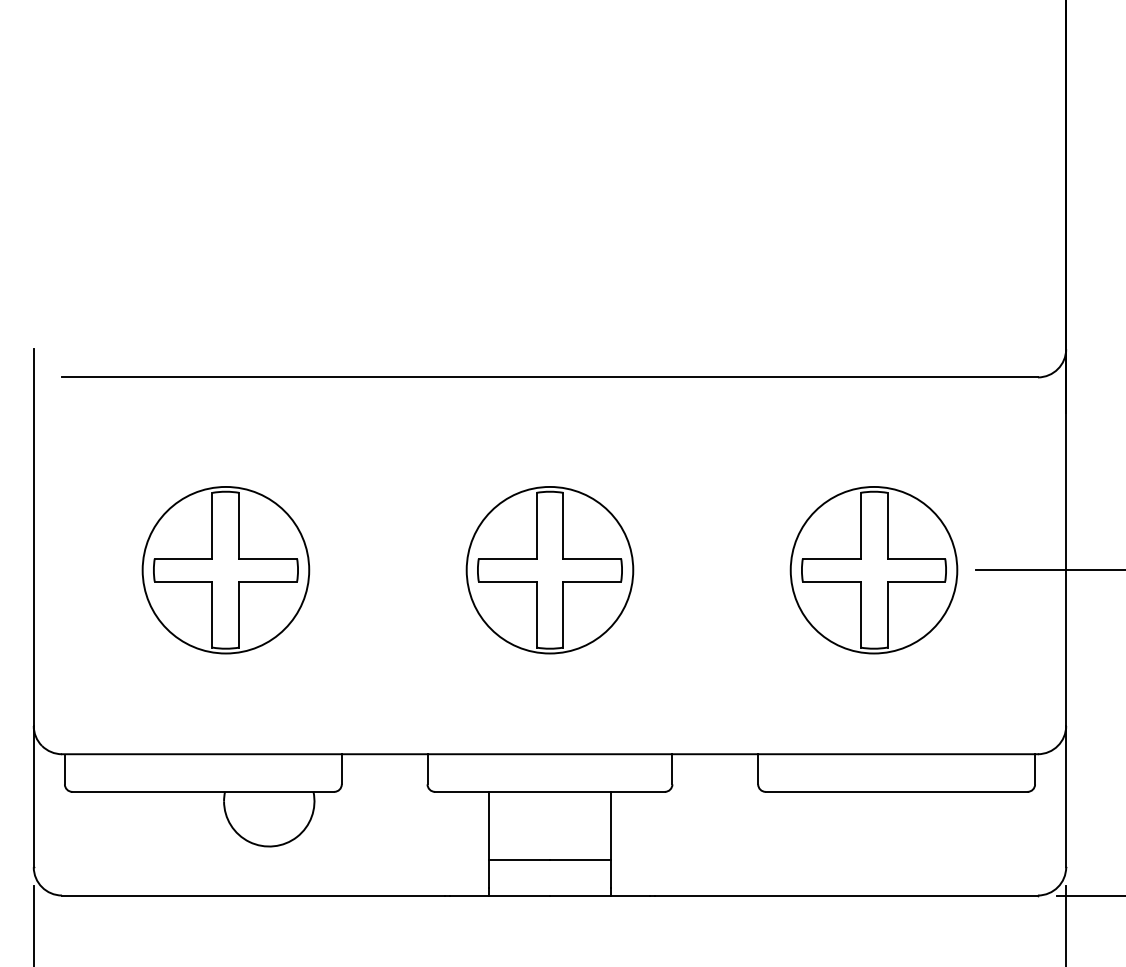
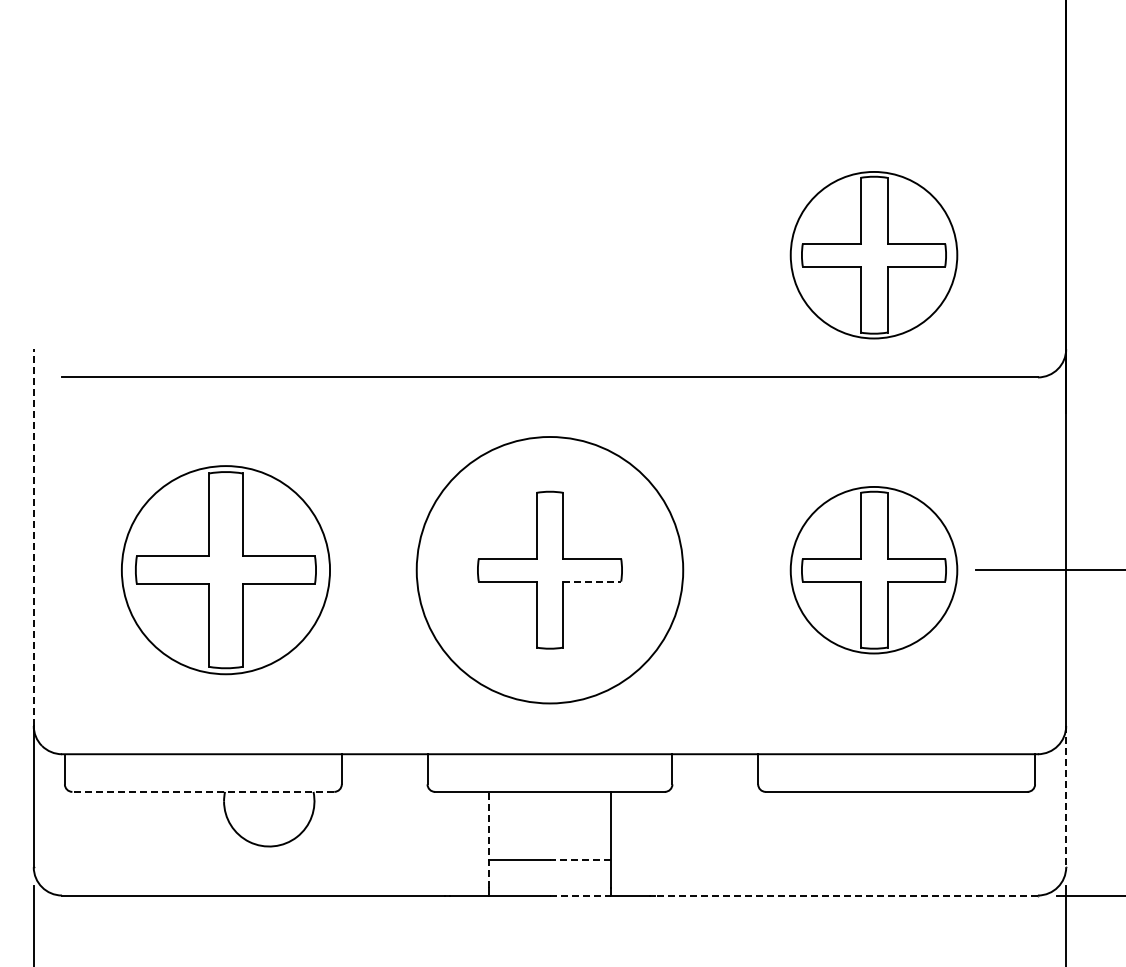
part: none -> present (873, 255)
line: solid -> dashed (33, 537)
circle diameter: 167 px -> 266 px (549, 570)
part size: 170x169 px -> 210x211 px (225, 570)
line: solid -> dashed (592, 581)
line: solid -> dashed (203, 791)
line: solid -> dashed (1066, 796)
line: solid -> dashed (488, 839)
line: solid -> dashed (580, 859)
line: solid -> dashed (580, 895)
line: solid -> dashed (846, 895)
